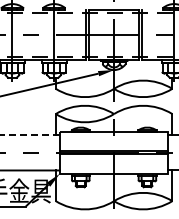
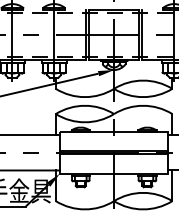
line: dashed -> solid (30, 134)
